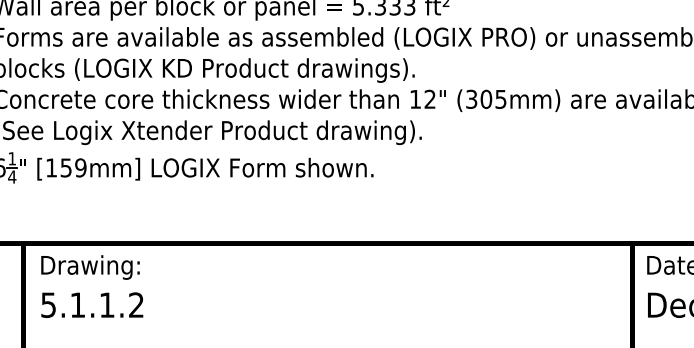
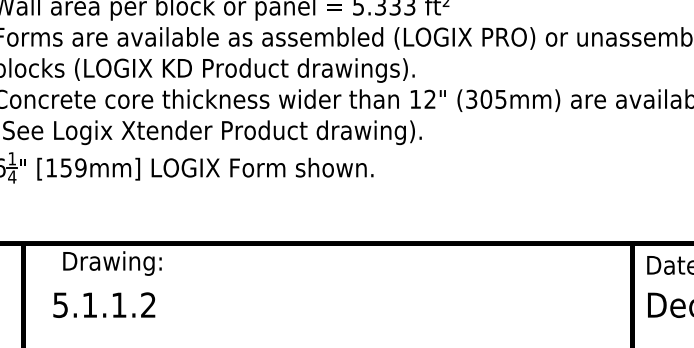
text position: (90, 267) -> (112, 263) (112, 263)
text position: (92, 304) -> (104, 304) (104, 304)
